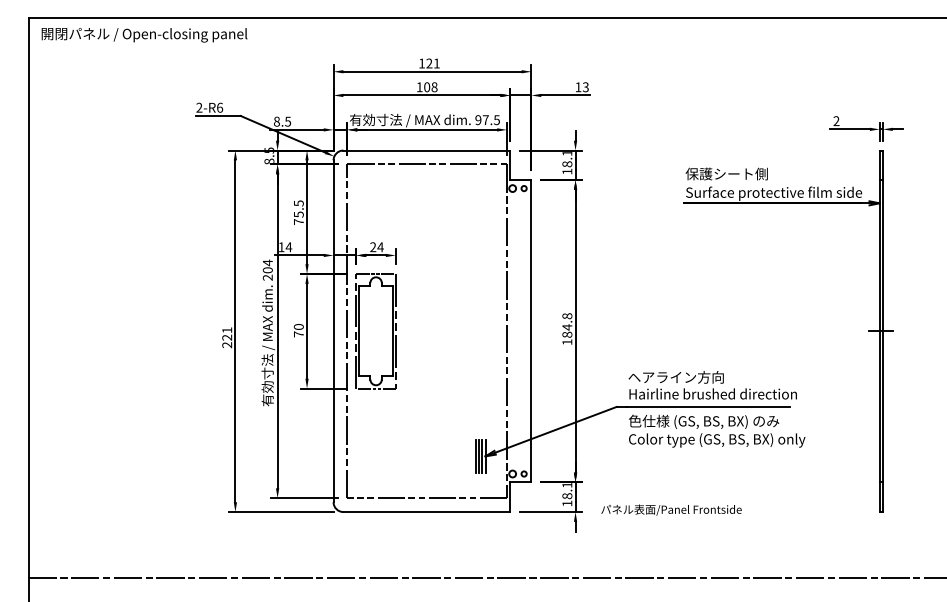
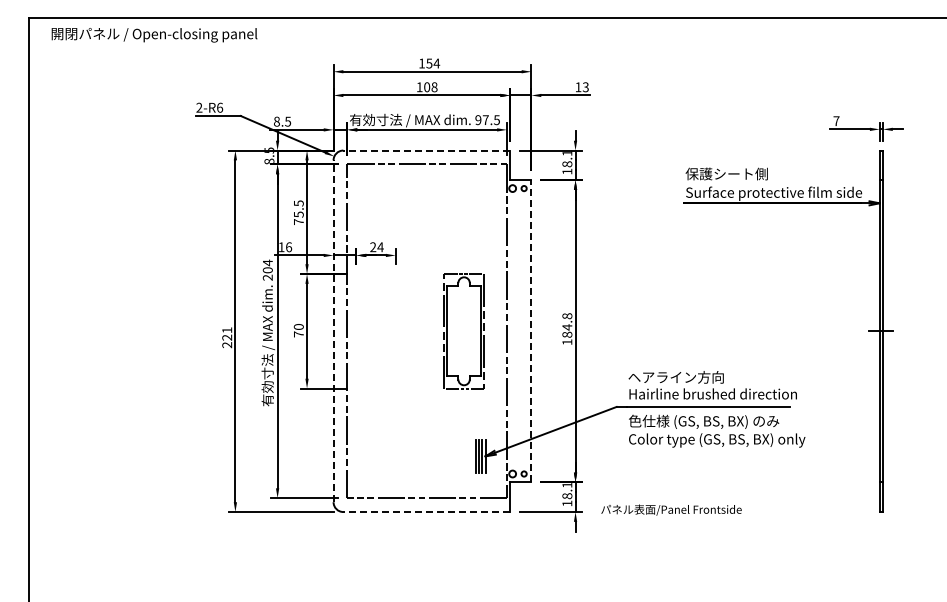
text position: (144, 35) -> (154, 35) (154, 35)
text: 121 -> 154 (433, 63)
text: 2 -> 7 (836, 121)
line: solid -> dashed (426, 150)
text: 14 -> 16 (288, 247)
line: solid -> dashed (531, 330)
line: solid -> dashed (333, 331)
part position: (375, 331) -> (463, 331) (463, 331)
line: solid -> dashed (426, 512)
line: present -> none (485, 578)
